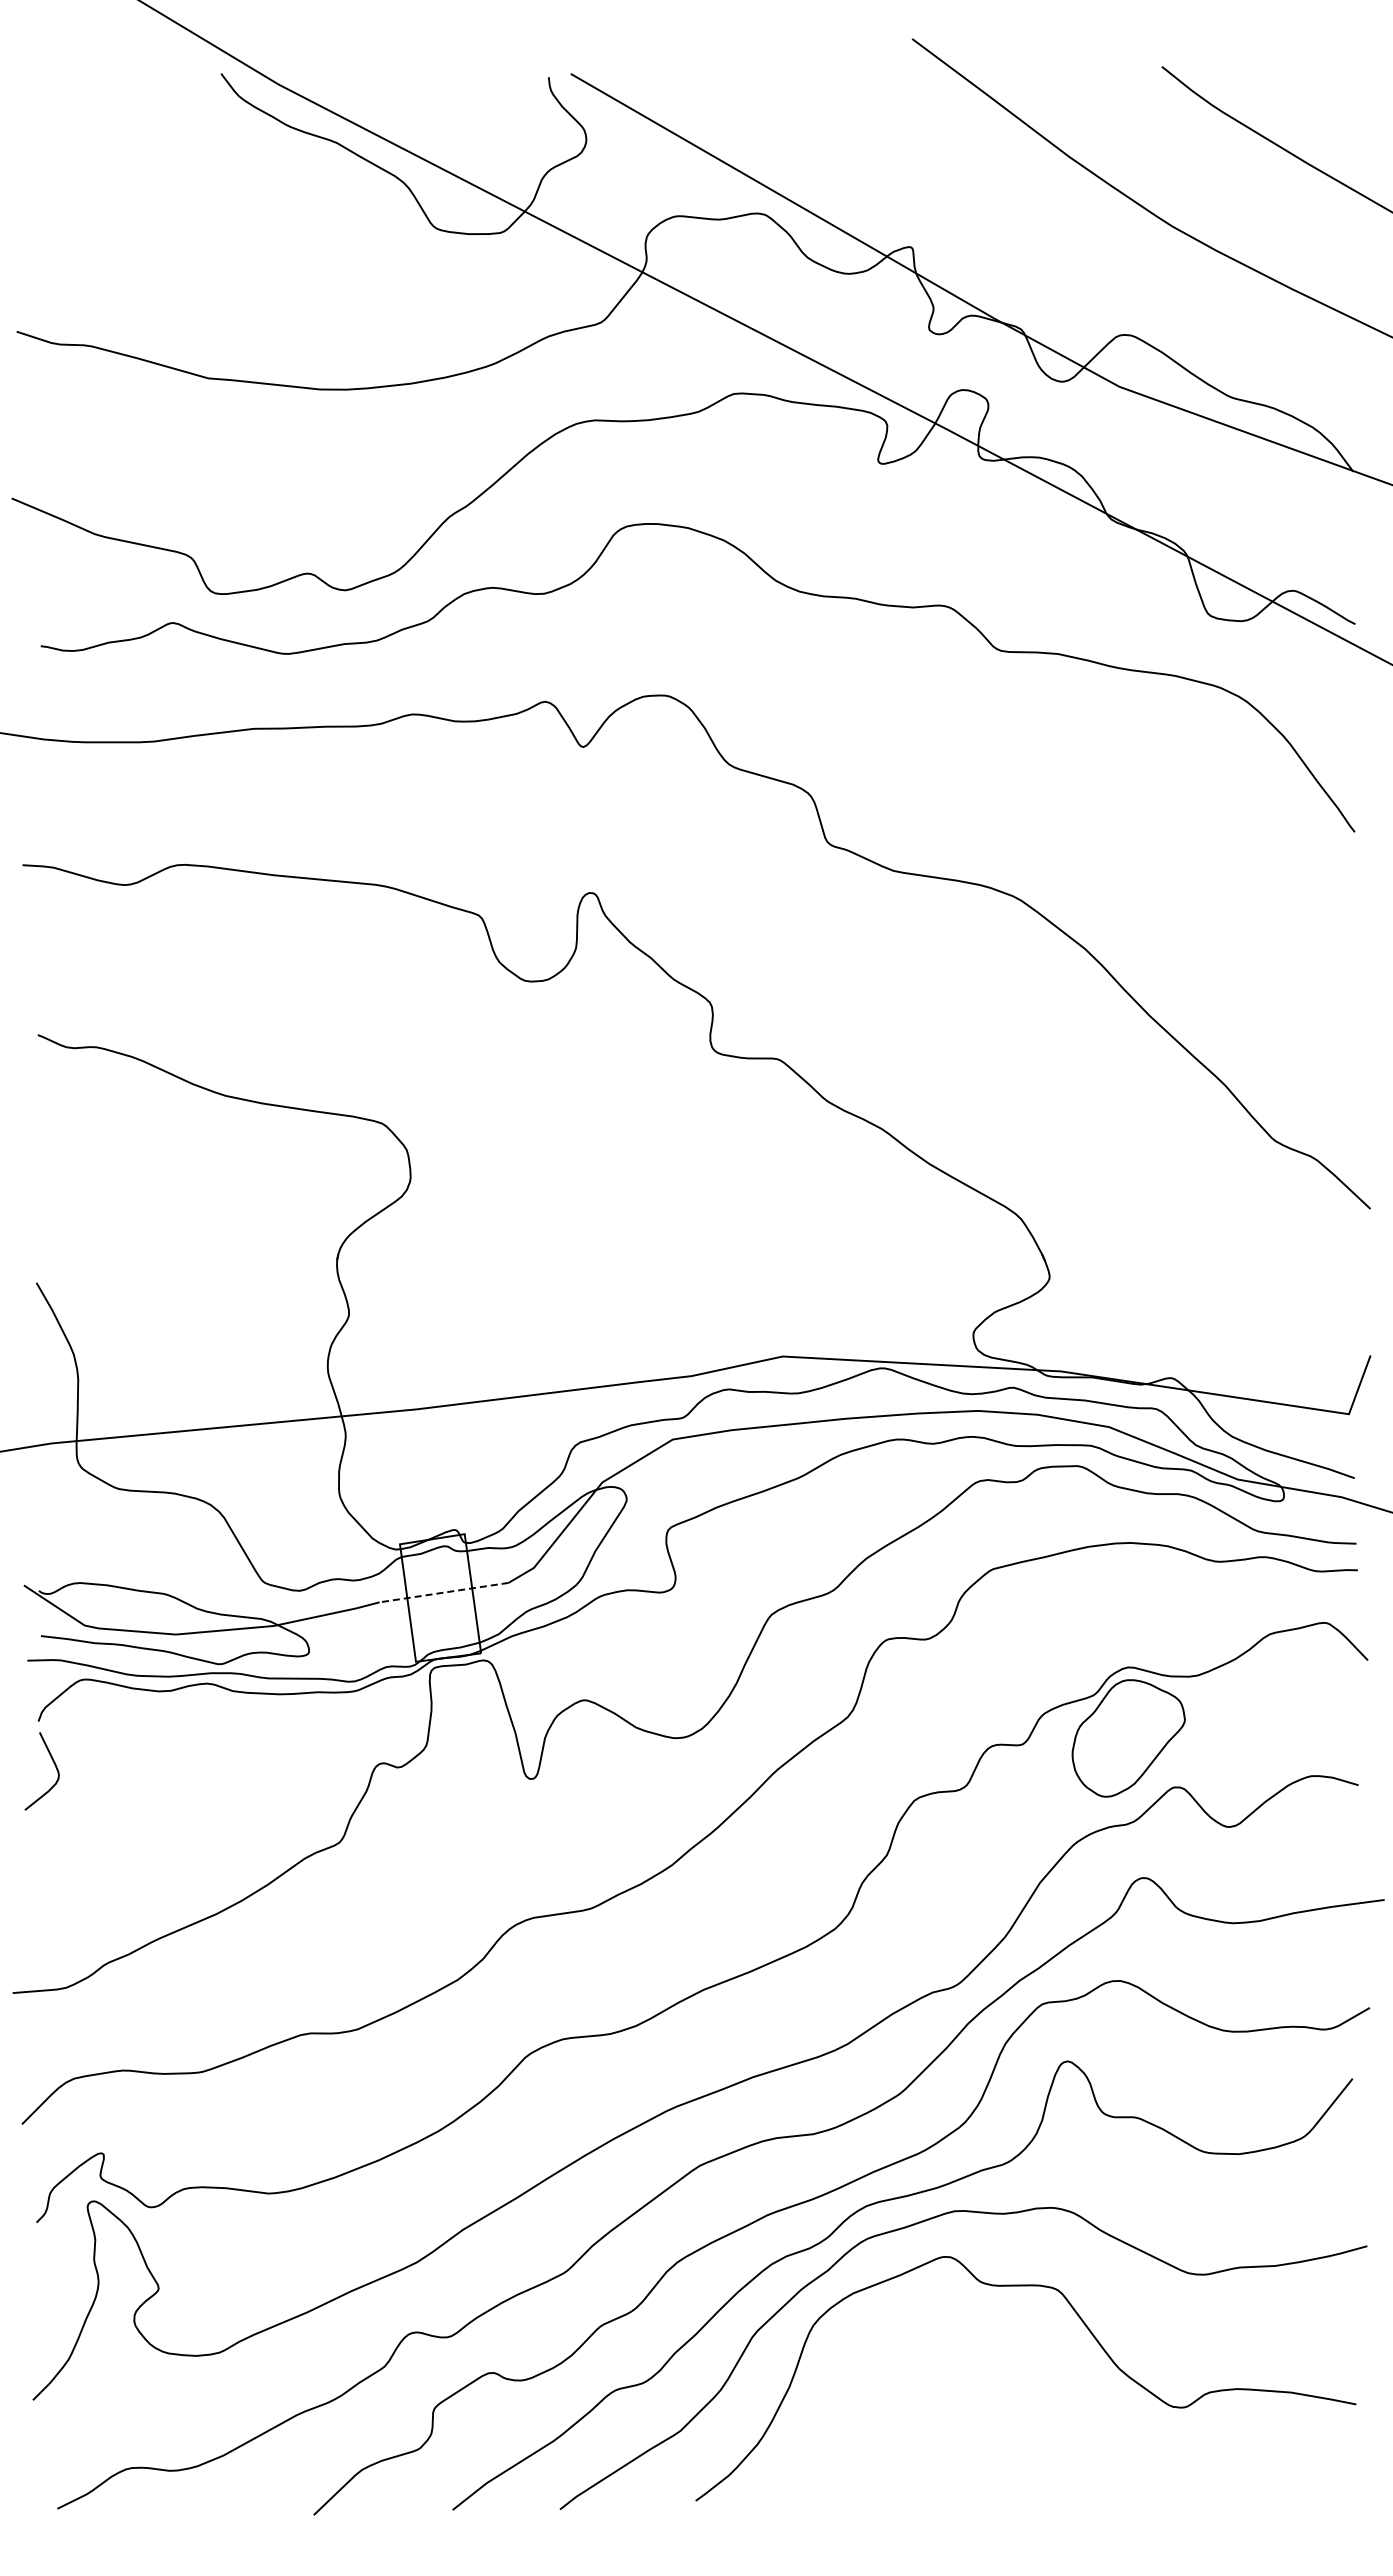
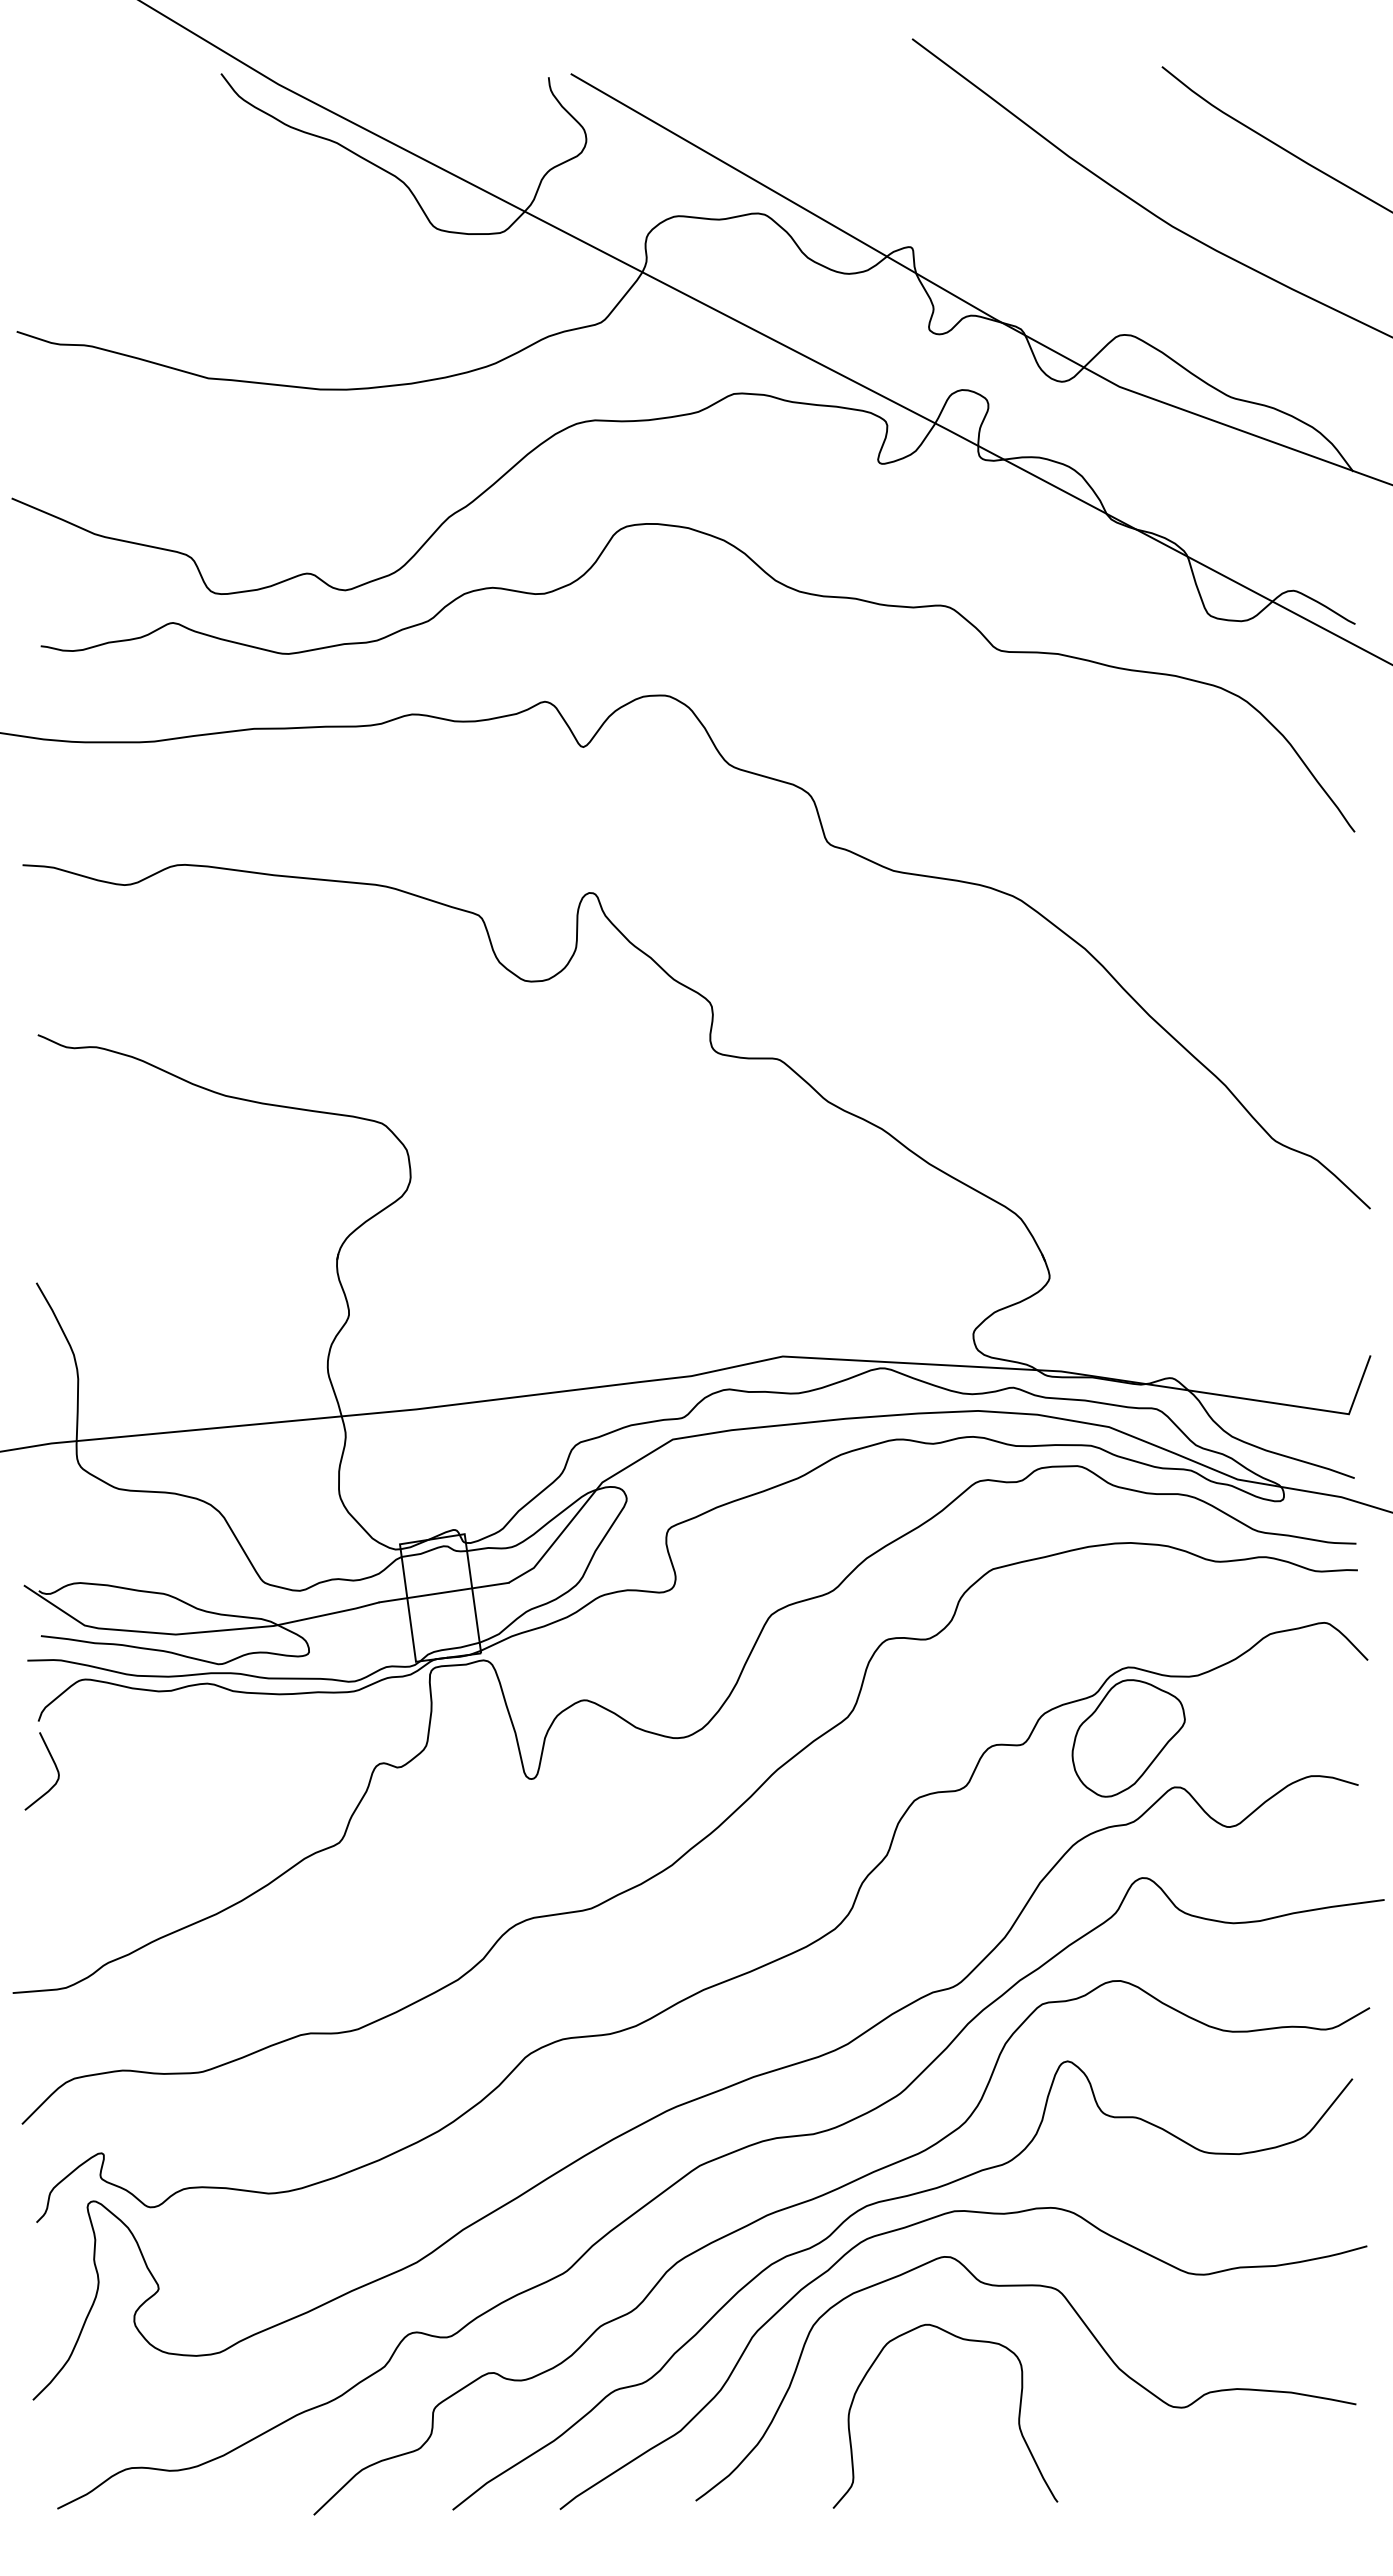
line: dashed -> solid (443, 1592)
curve: none -> present (1018, 2415)
